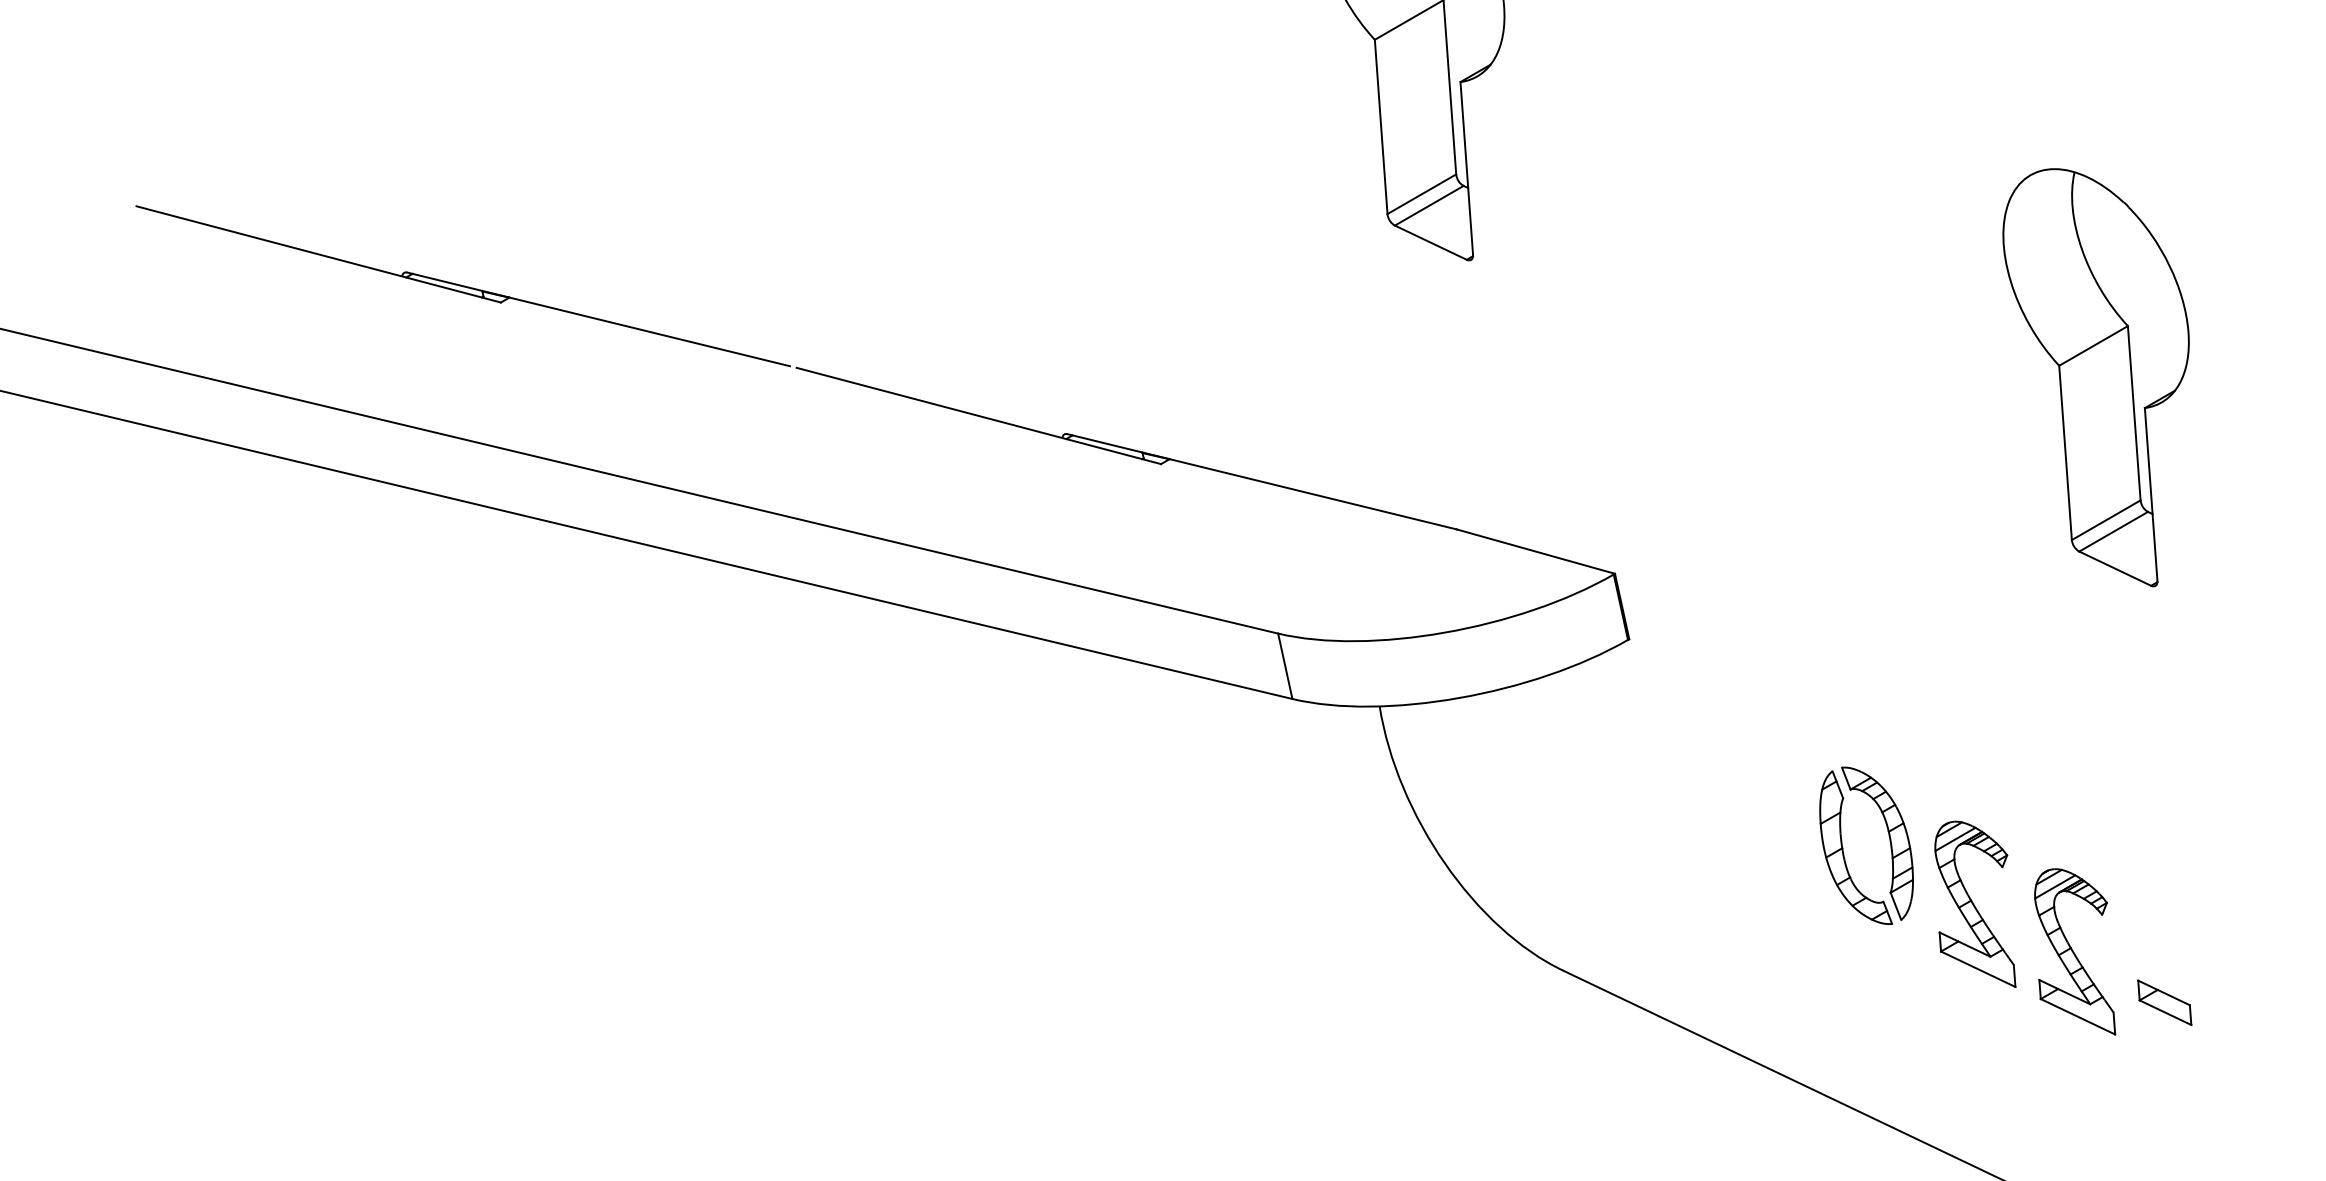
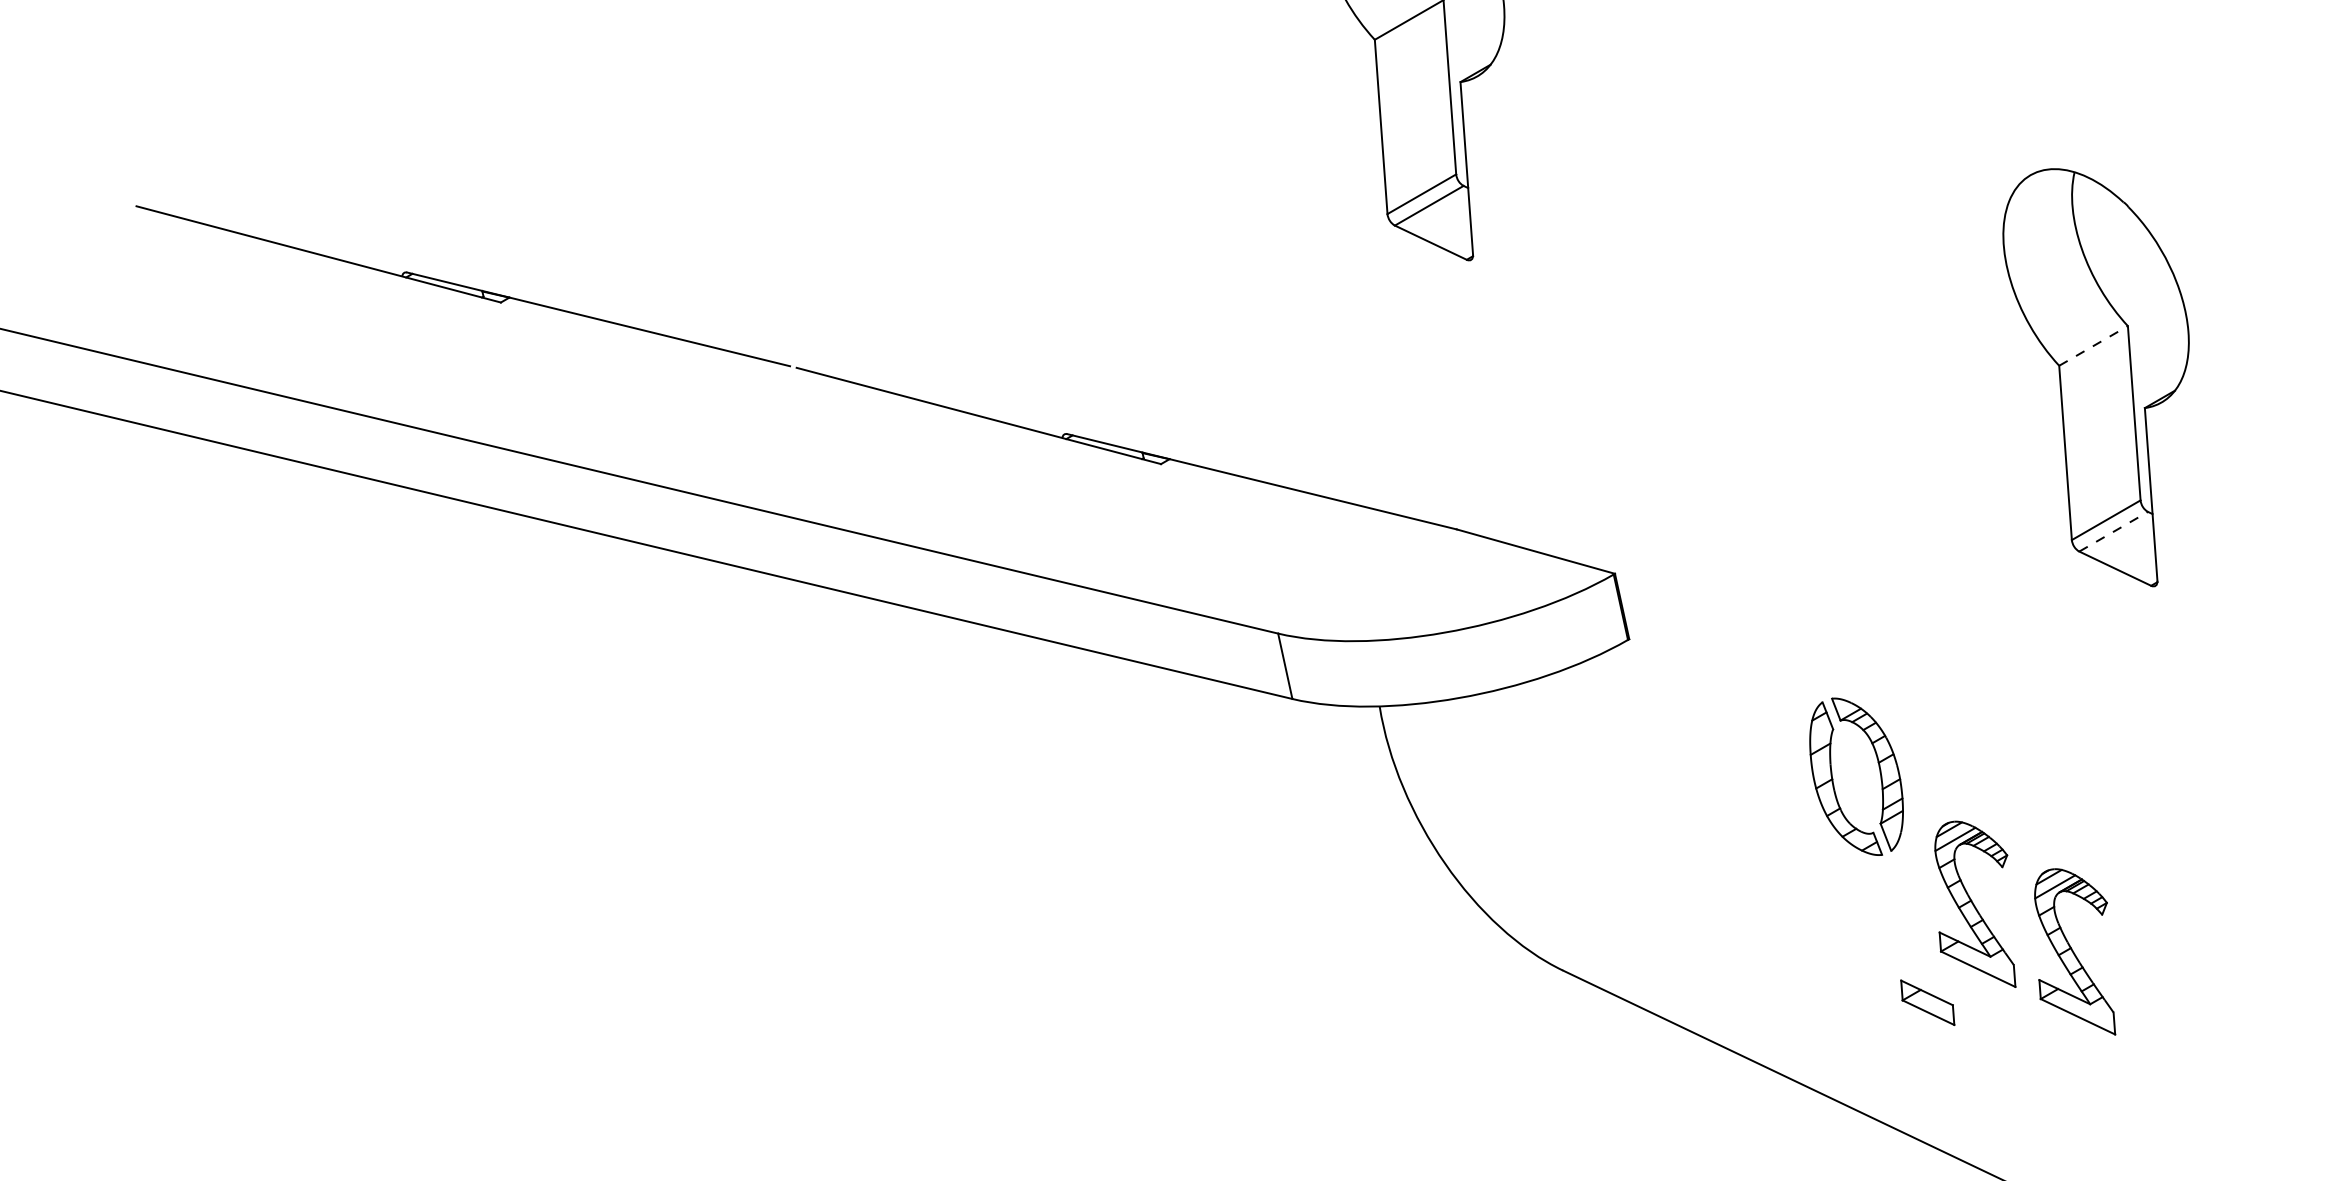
line: solid -> dashed (2093, 345)
line: solid -> dashed (2113, 531)
part position: (1843, 847) -> (1833, 778) (1833, 778)
part position: (2164, 1002) -> (1927, 1002) (1927, 1002)
